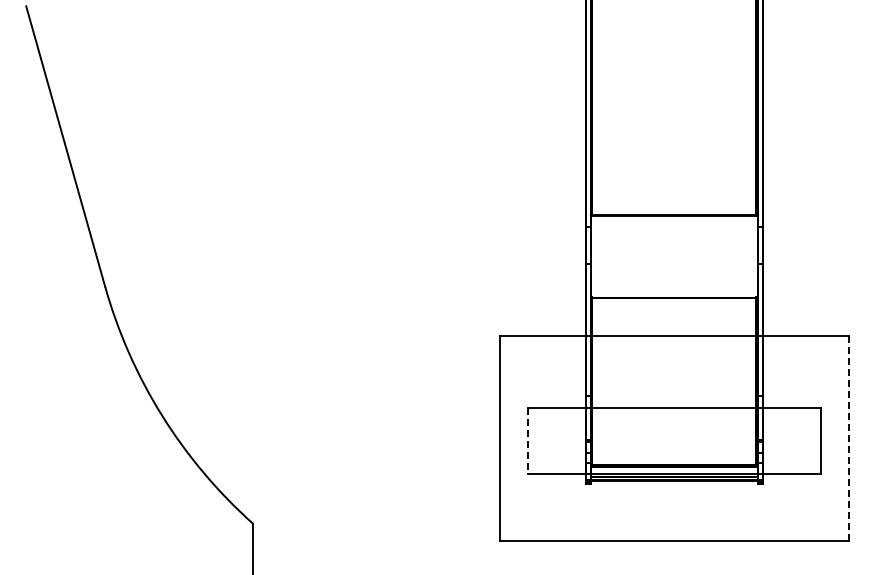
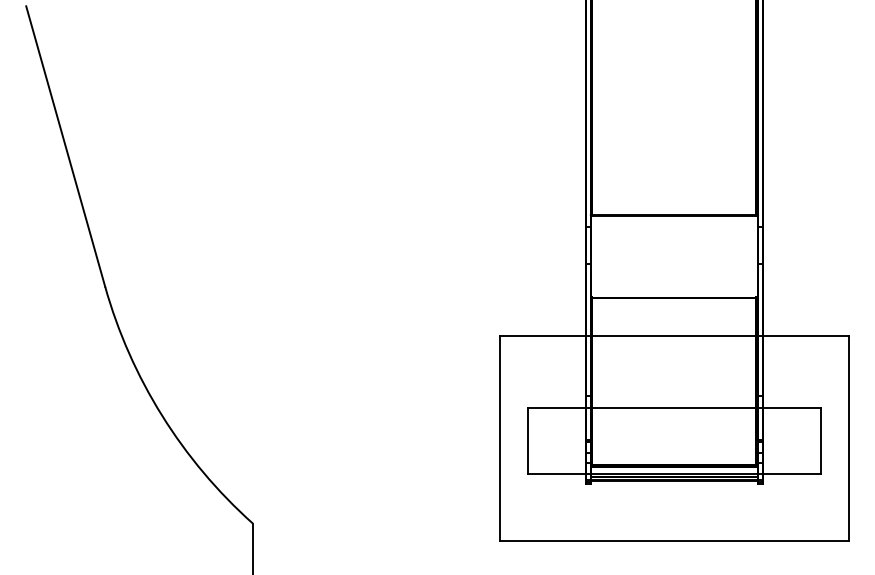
line: dashed -> solid (848, 438)
line: dashed -> solid (528, 441)
